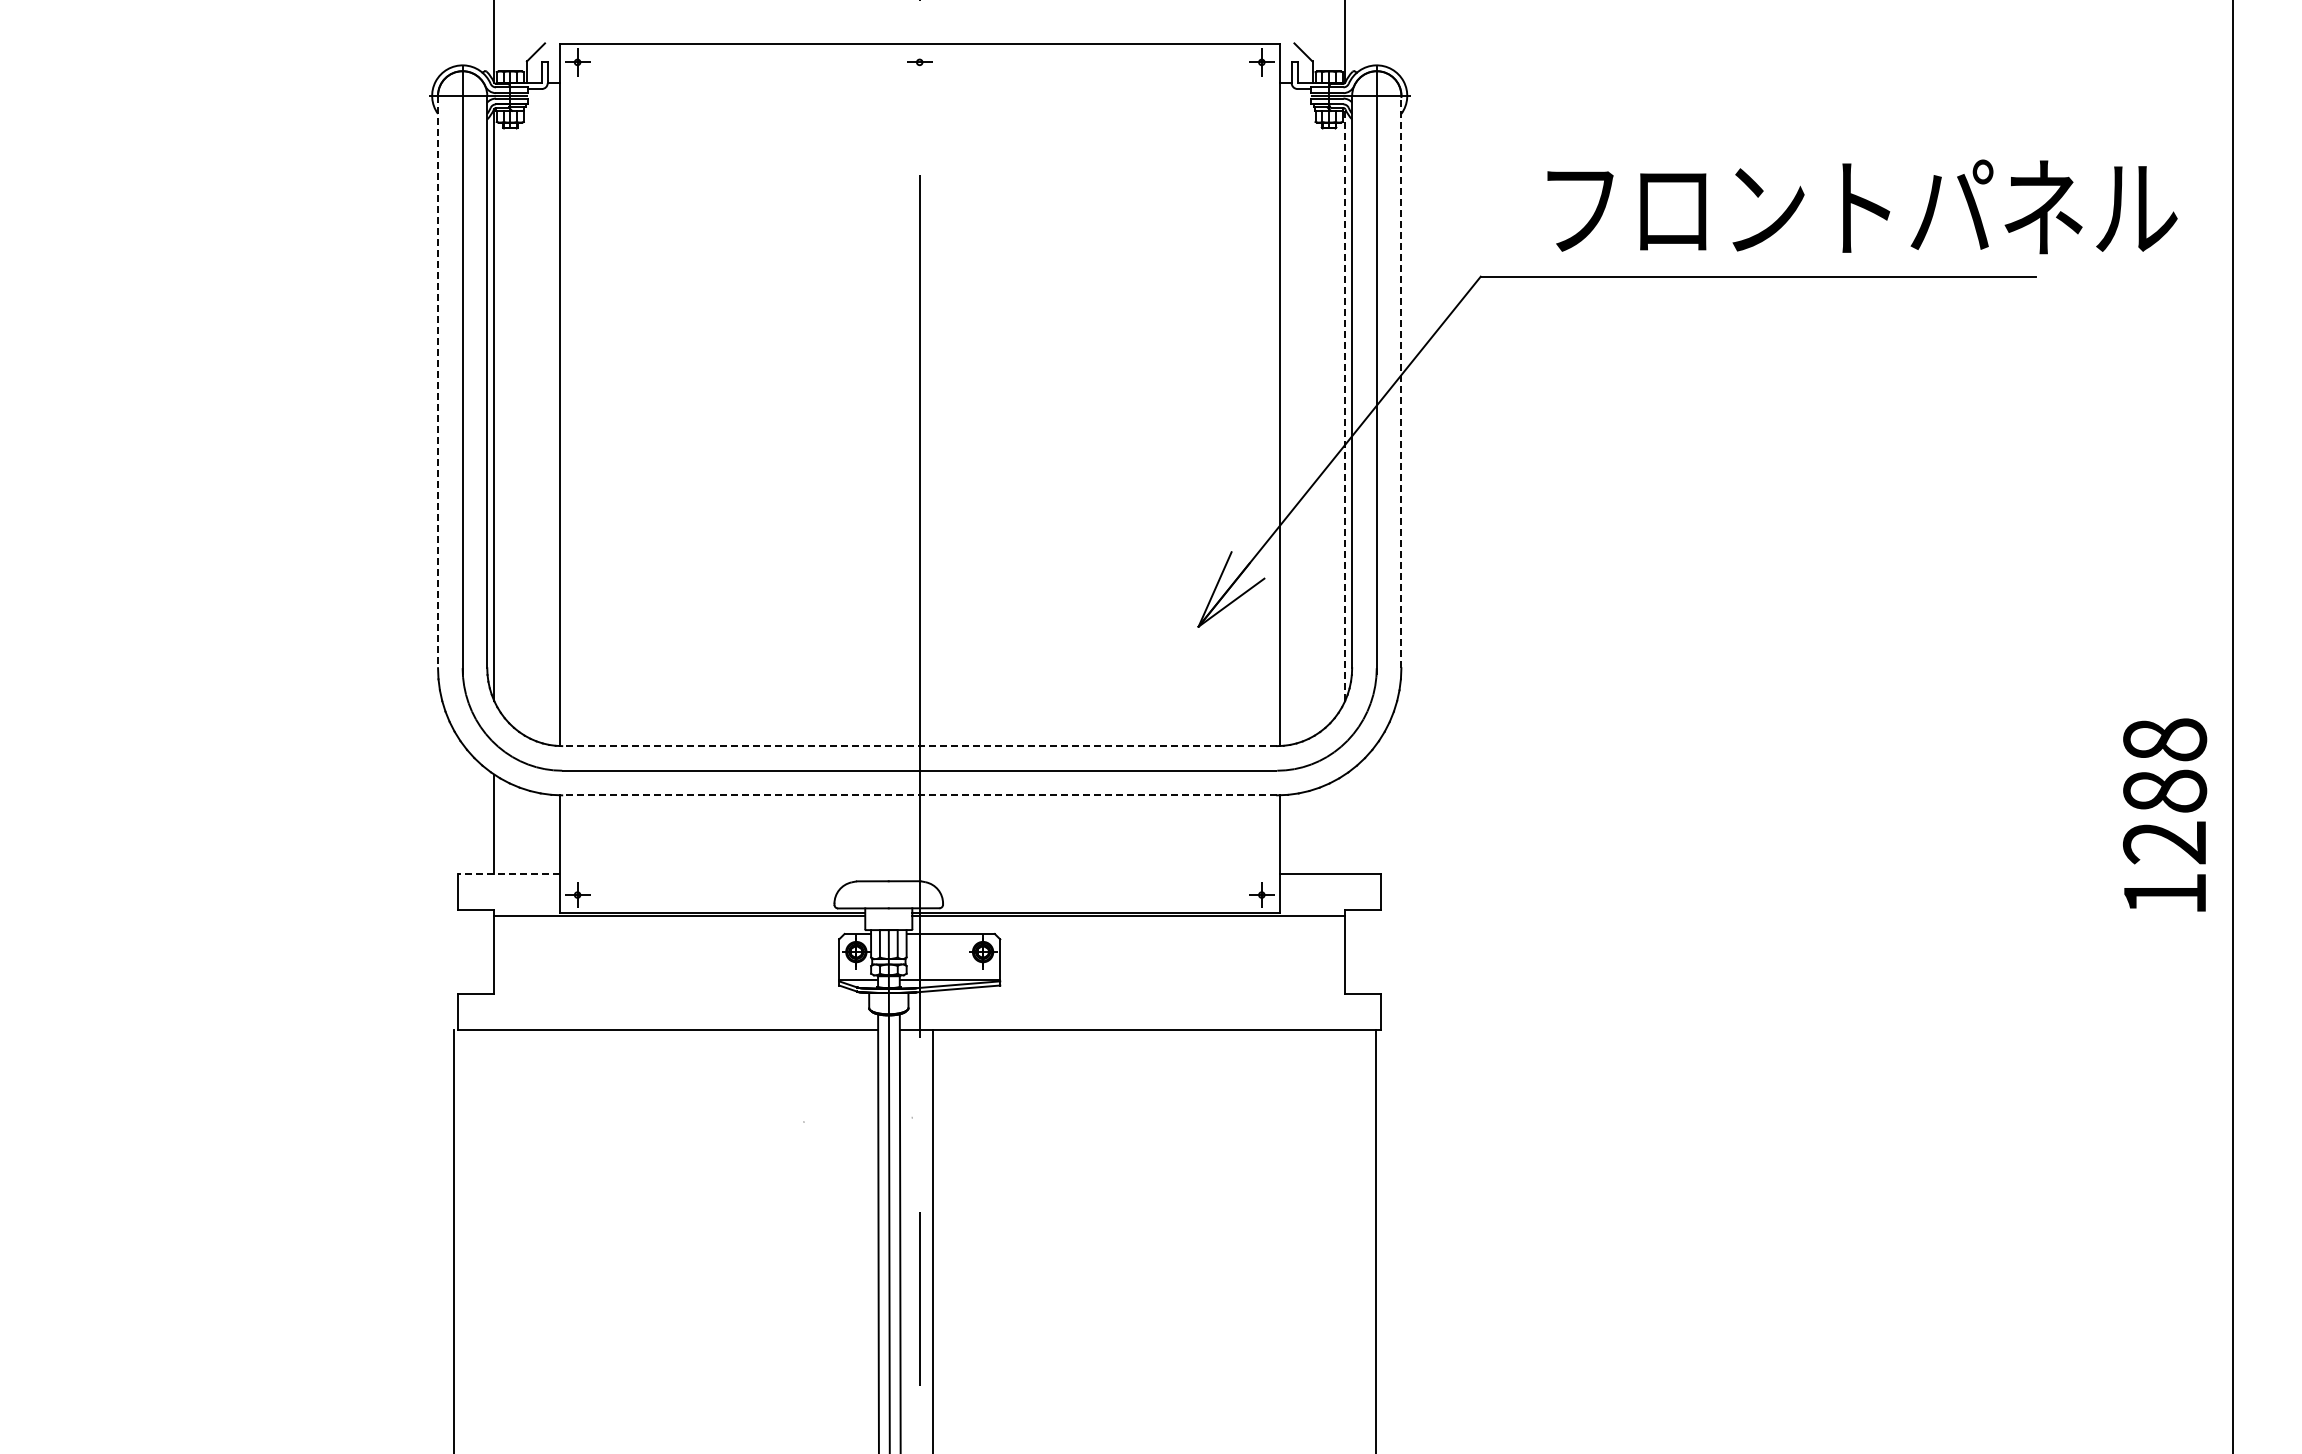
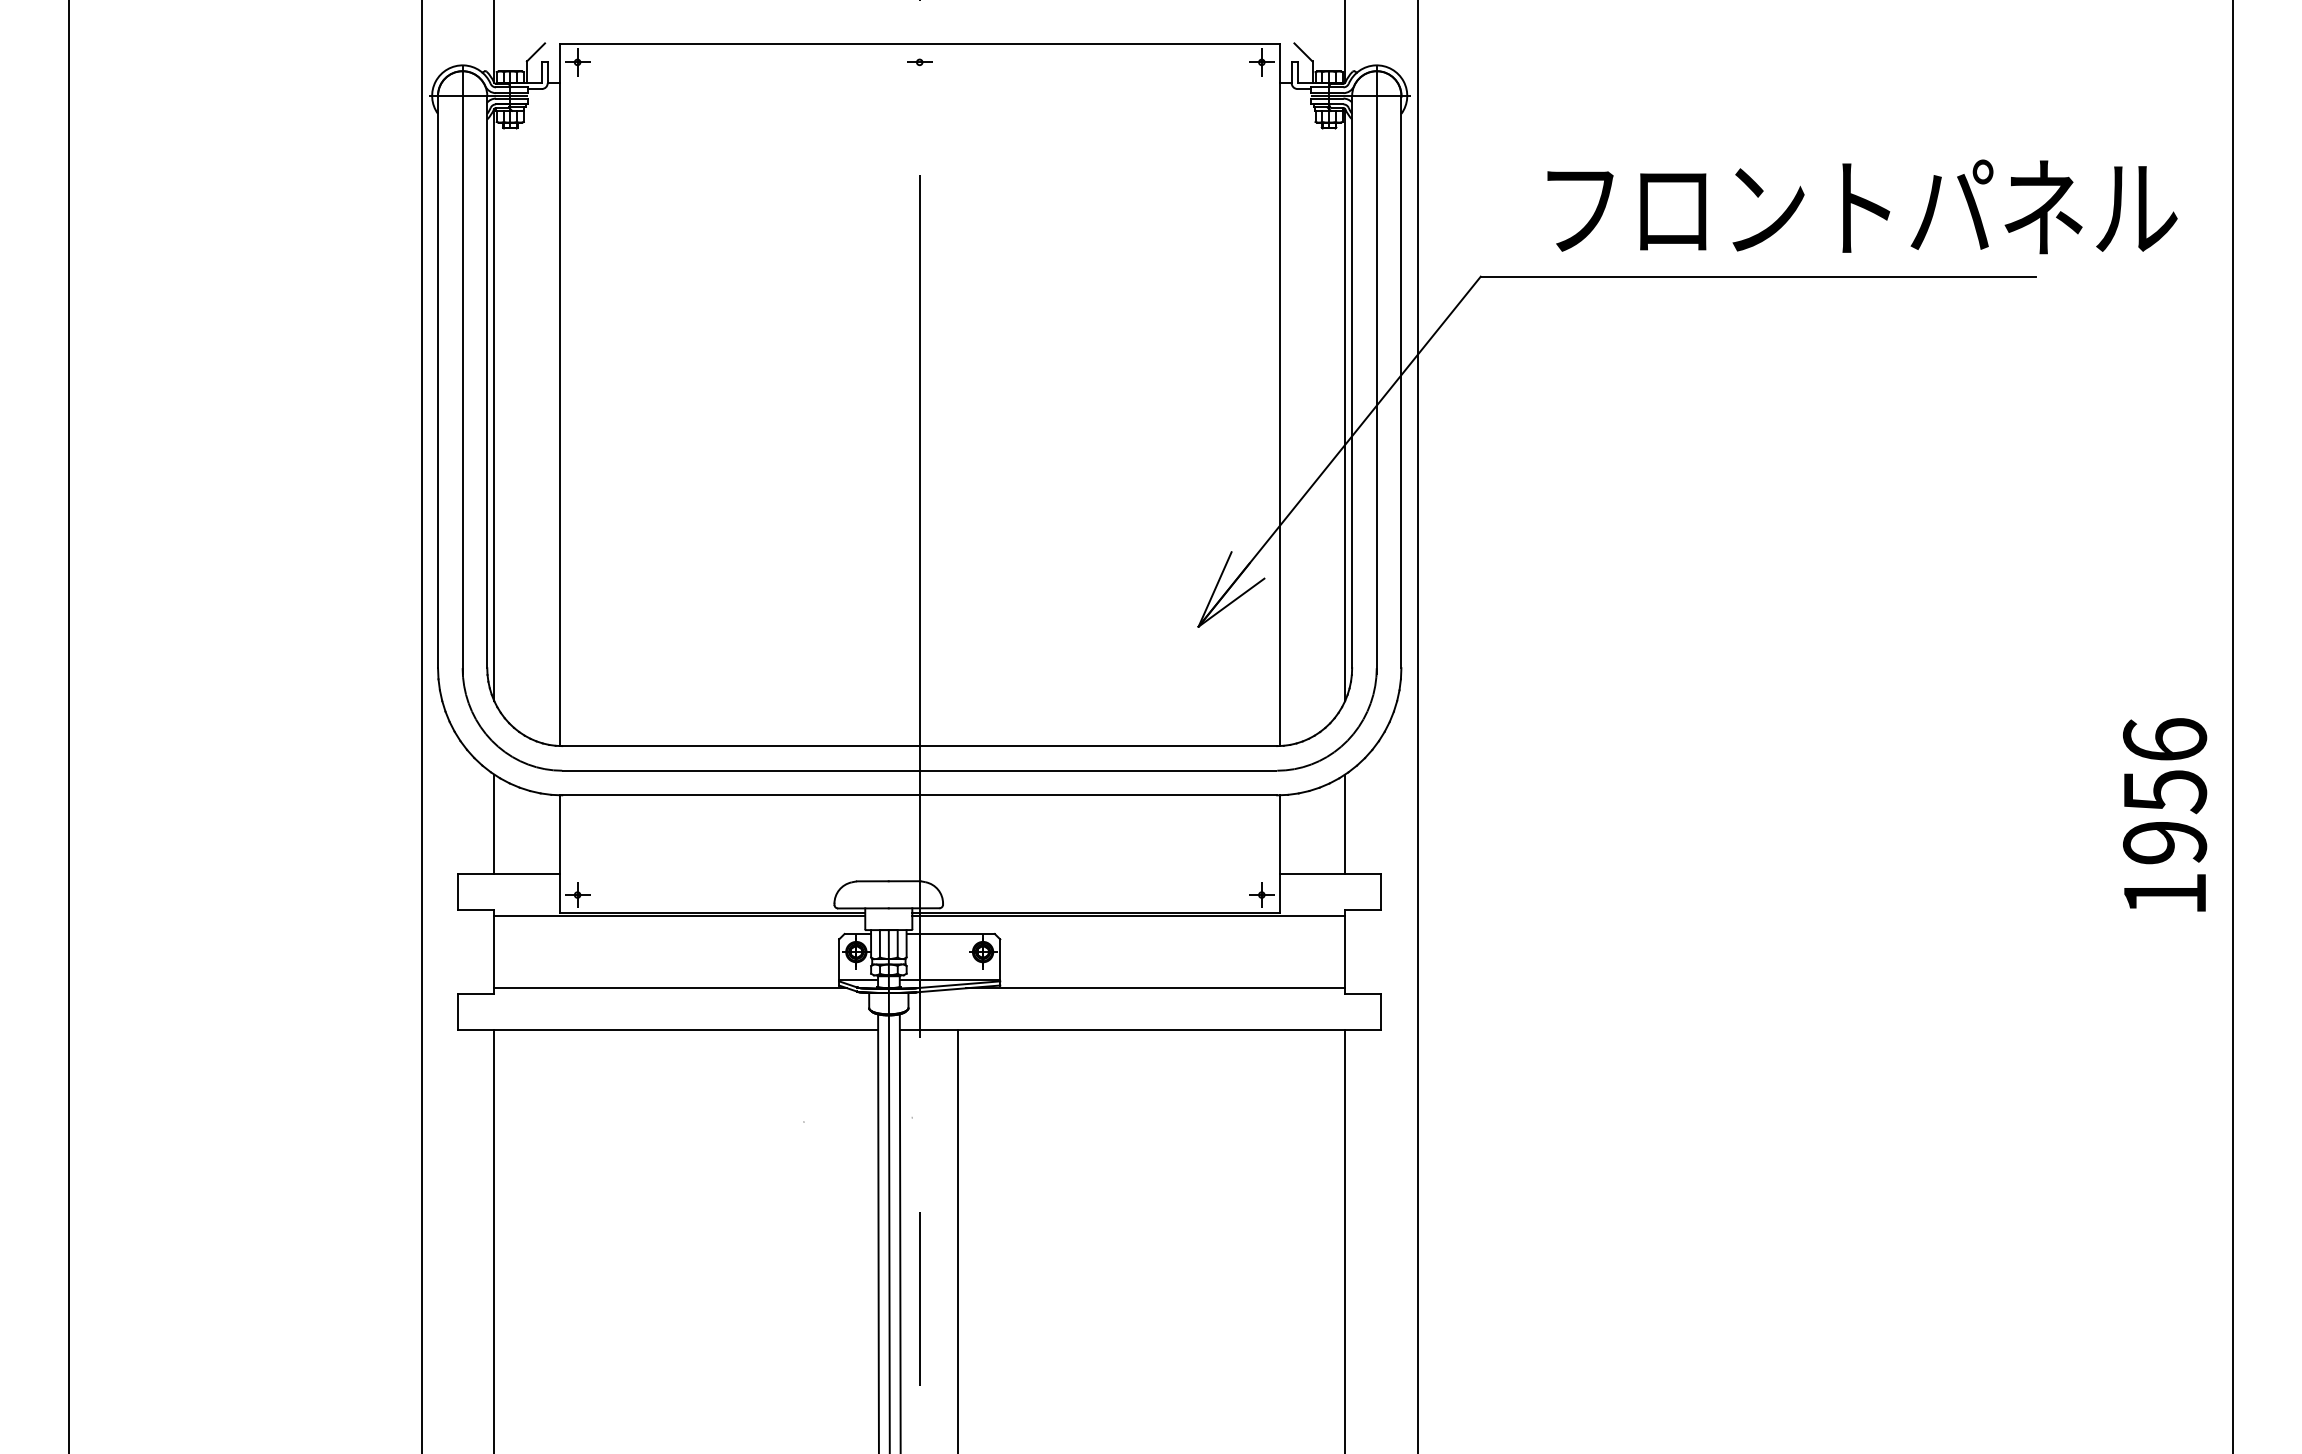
line: dashed -> solid (1401, 381)
line: dashed -> solid (438, 382)
line: dashed -> solid (1345, 404)
line: none -> present (69, 726)
line: none -> present (421, 726)
line: none -> present (1417, 726)
line: dashed -> solid (919, 746)
text: 1288 -> 1956 (2165, 791)
line: dashed -> solid (919, 795)
line: none -> present (1345, 823)
line: dashed -> solid (508, 873)
line: none -> present (670, 988)
line: none -> present (1155, 988)
line position: (454, 1240) -> (494, 1240) (494, 1240)
line position: (933, 1240) -> (958, 1240) (958, 1240)
line position: (1376, 1240) -> (1345, 1240) (1345, 1240)
